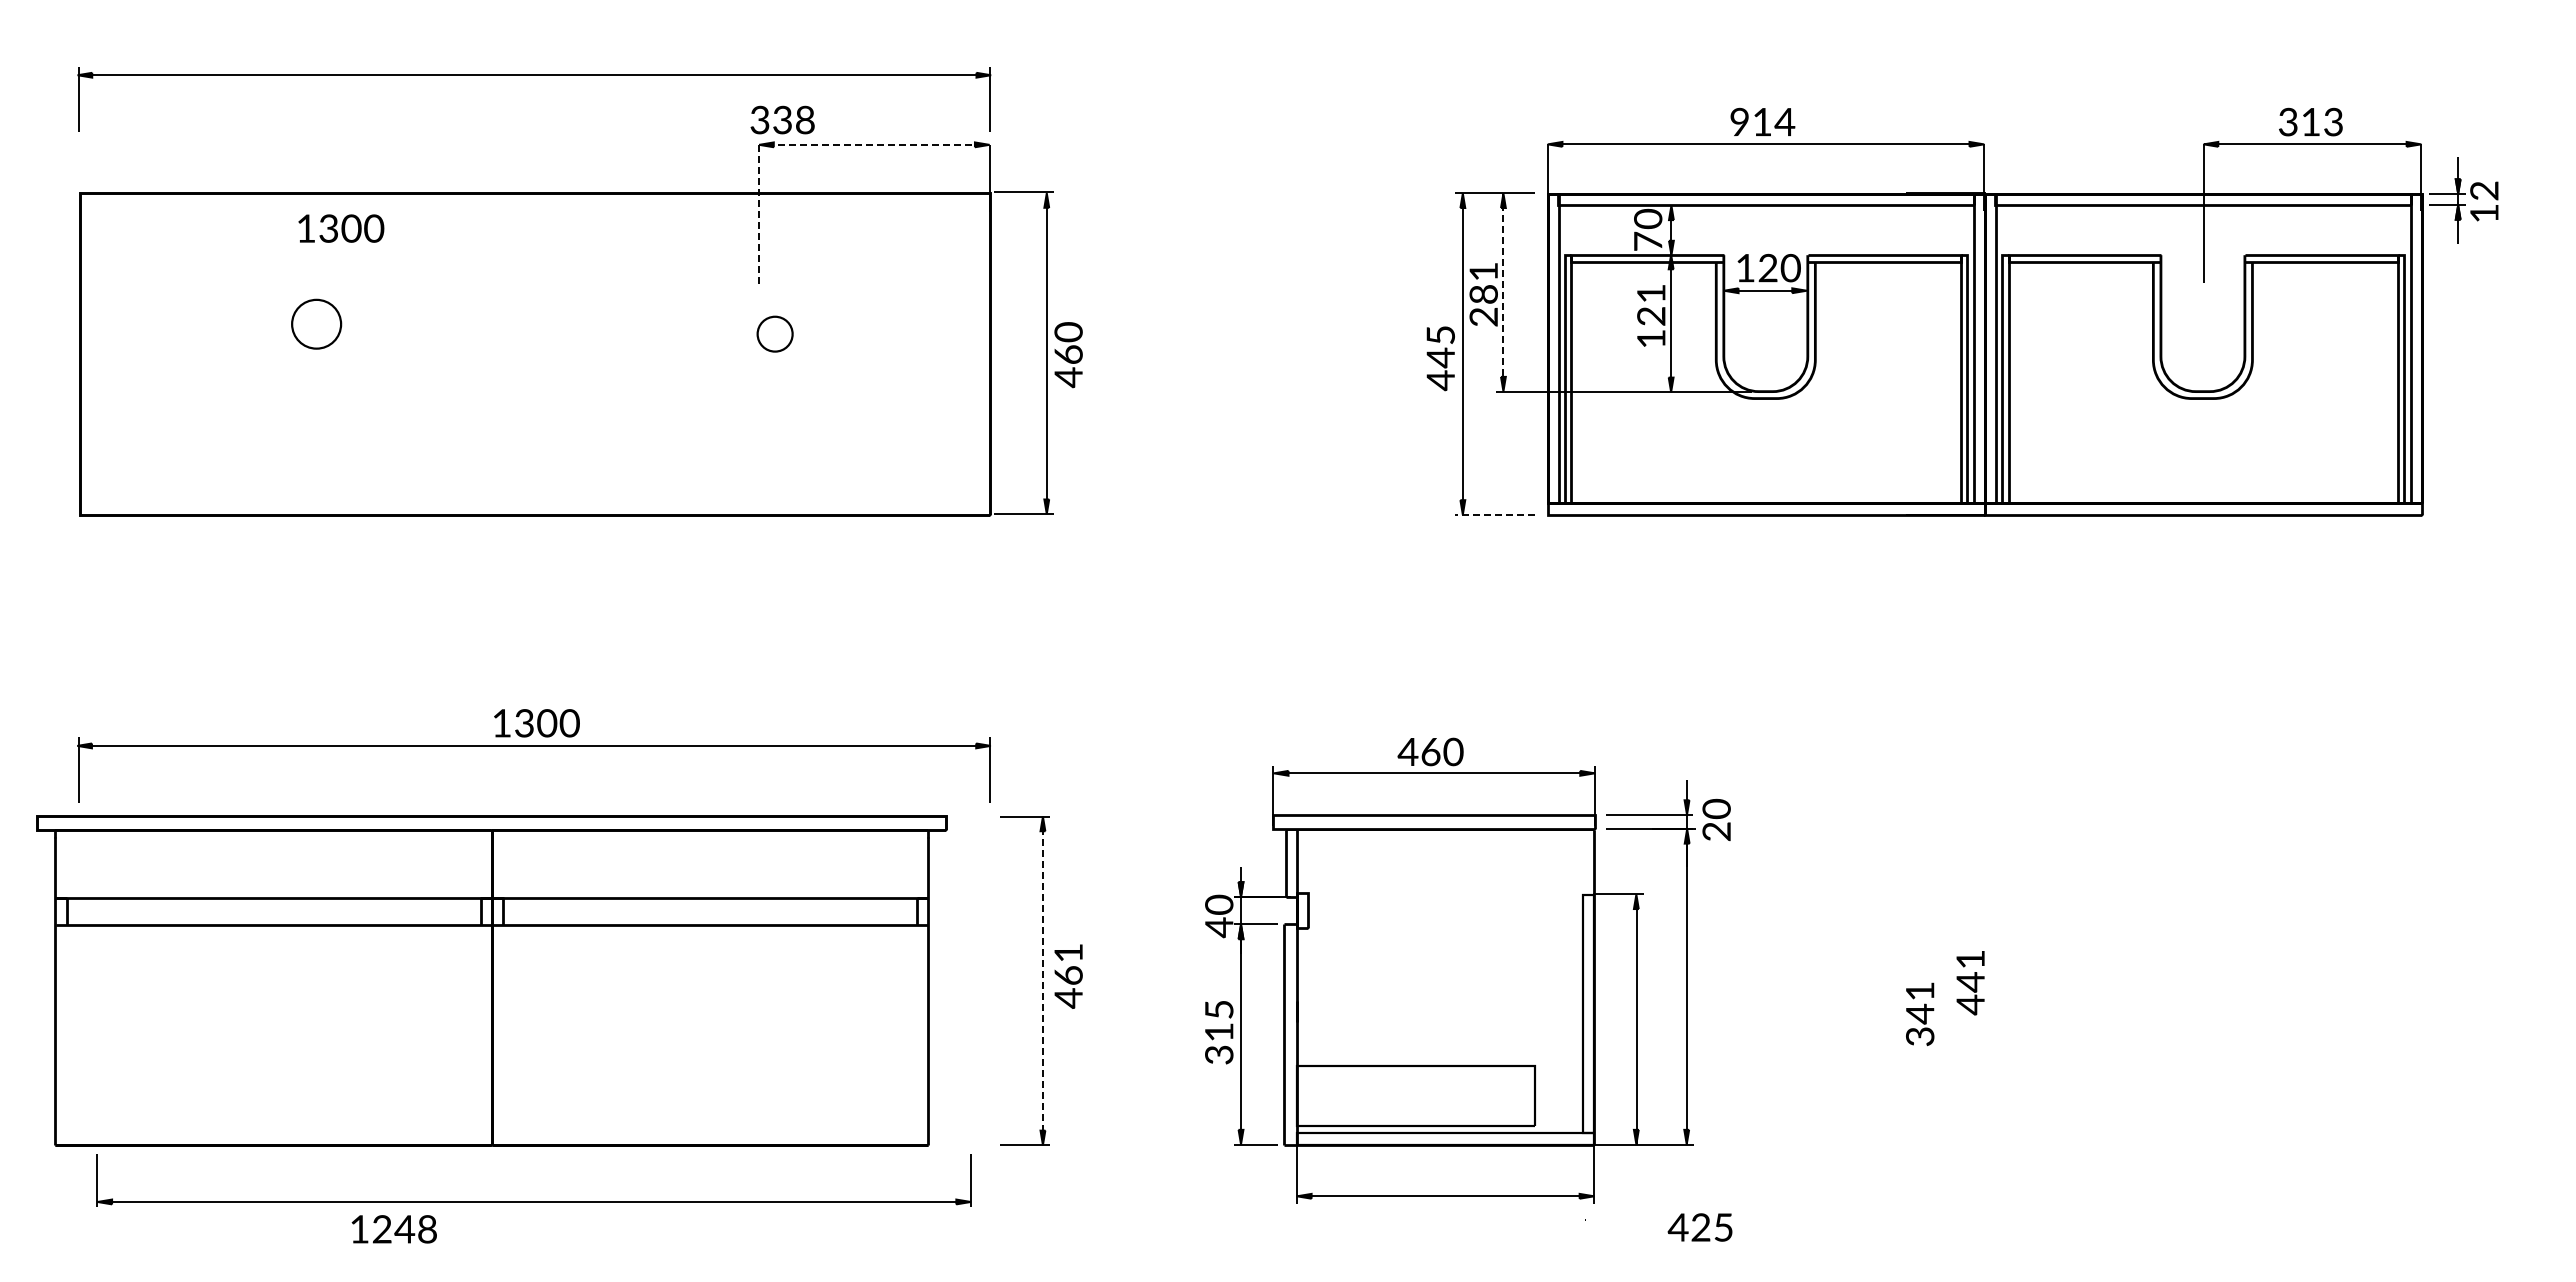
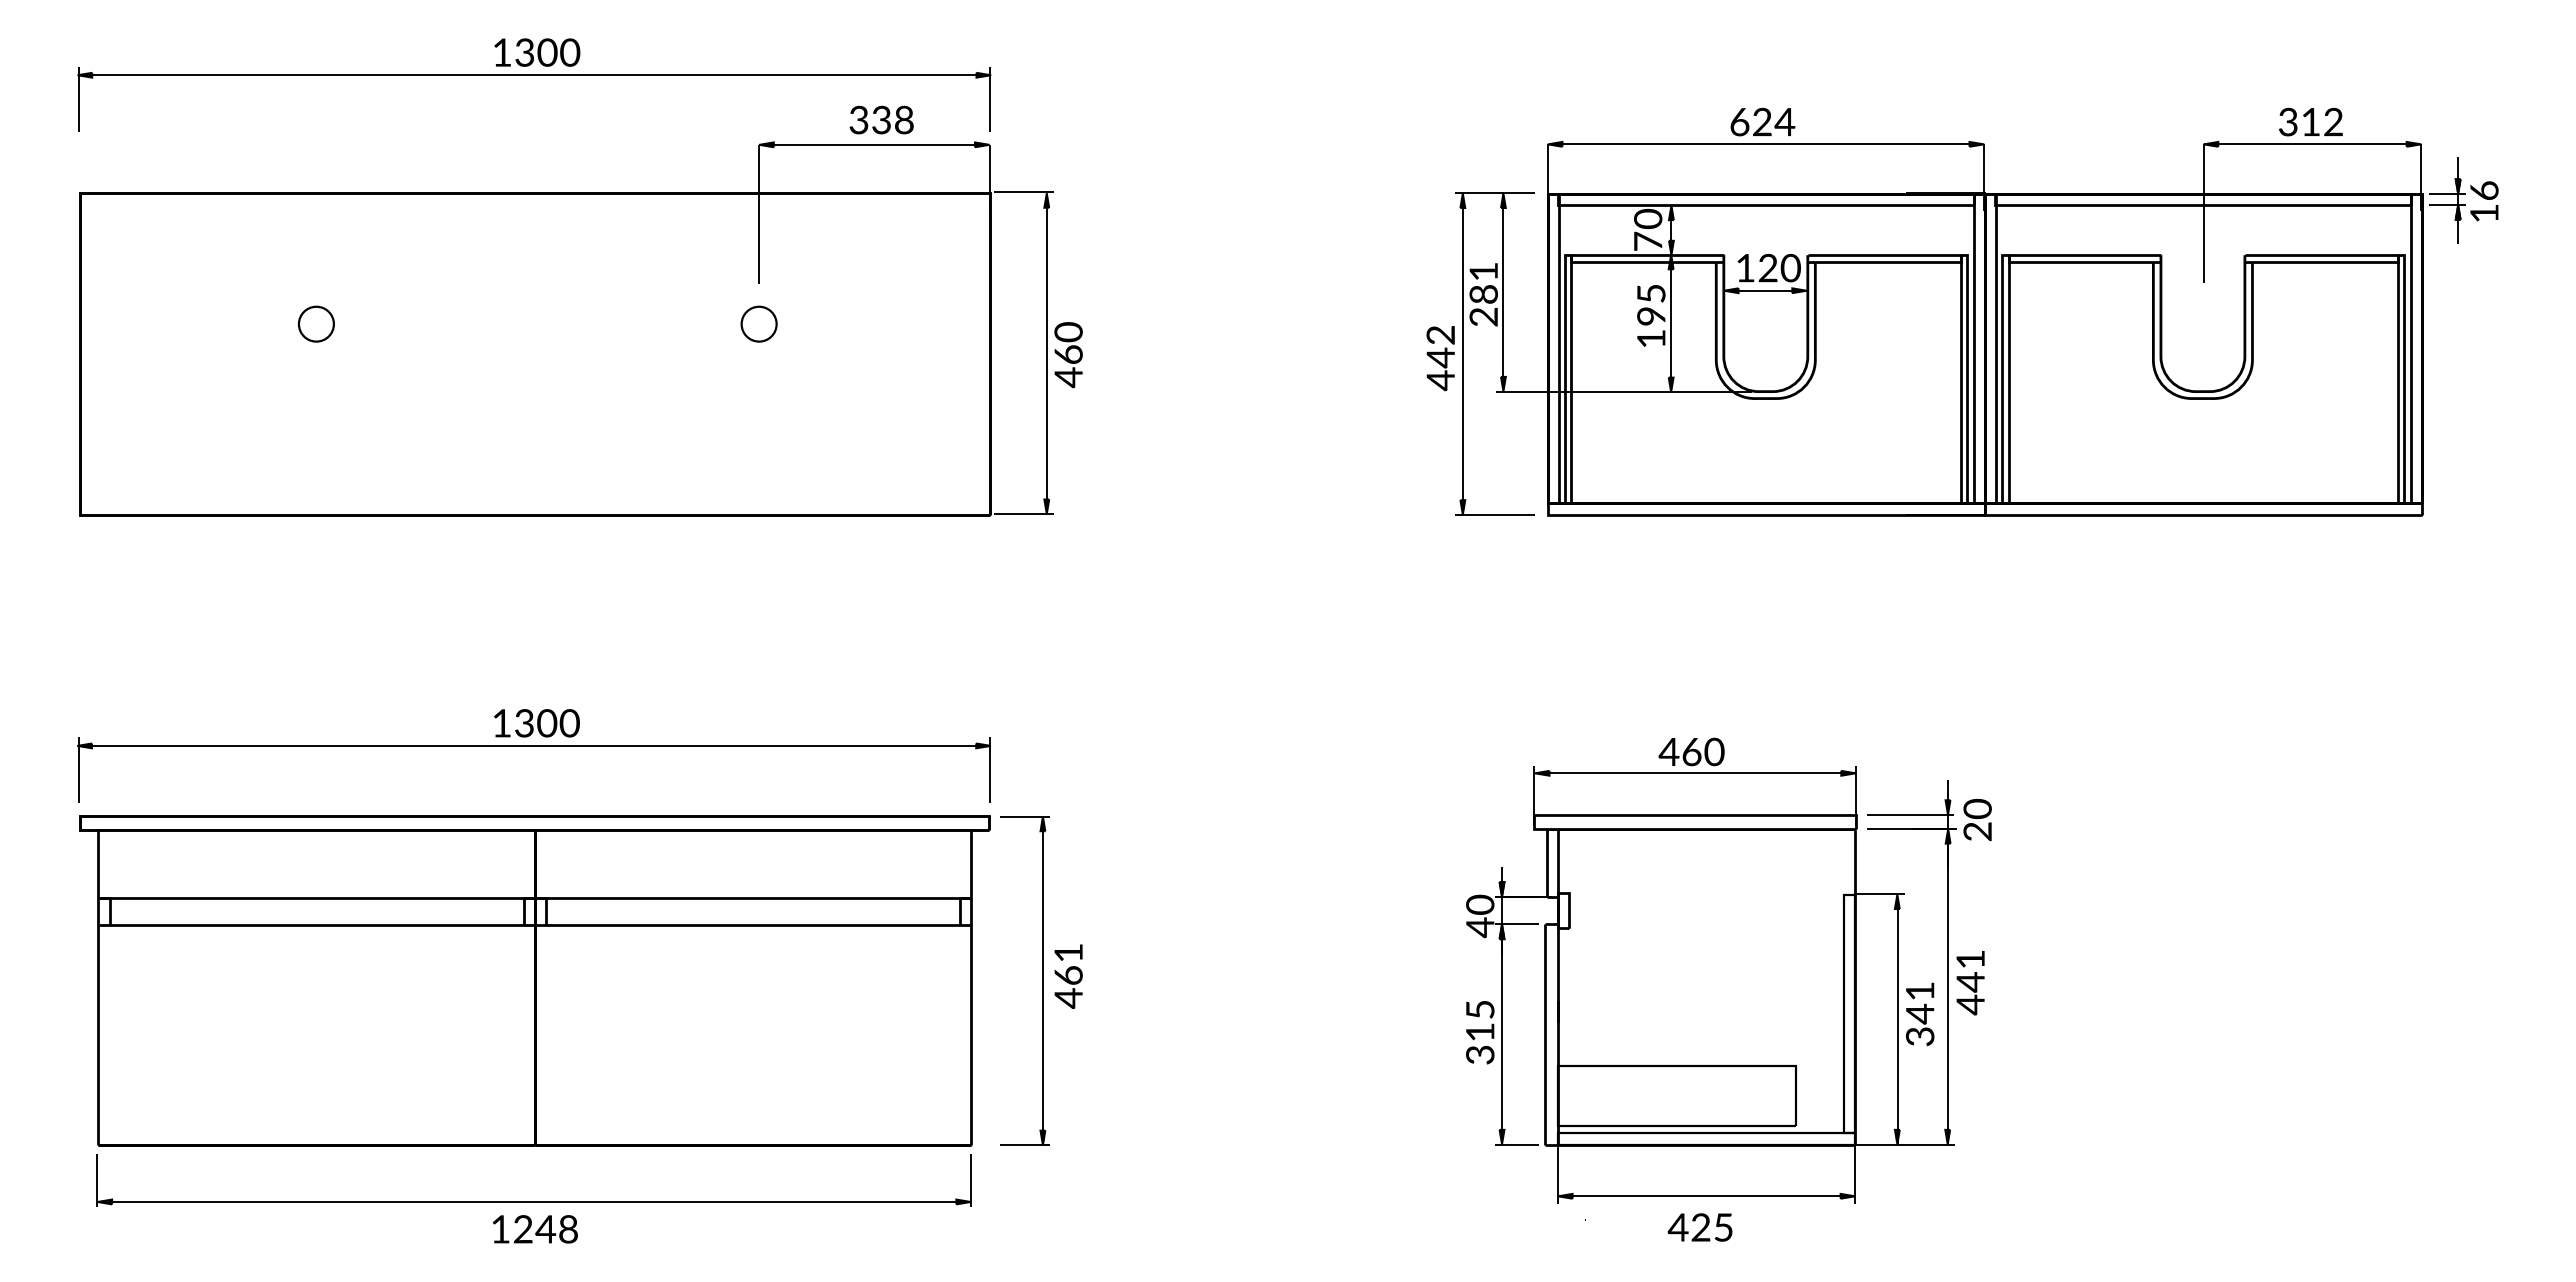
text position: (782, 119) -> (881, 119) (881, 119)
text: 914 -> 624 (1750, 121)
text: 313 -> 312 (2333, 122)
line: dashed -> solid (877, 144)
text: 12 -> 16 (2484, 190)
line: dashed -> solid (759, 214)
text position: (341, 228) -> (537, 52) (537, 52)
line: dashed -> solid (1503, 291)
text: 121 -> 195 (1651, 305)
part size: 52x52 px -> 38x38 px (315, 323)
part position: (774, 333) -> (758, 323) (758, 323)
text: 445 -> 442 (1440, 335)
line: dashed -> solid (1495, 514)
part position: (1467, 970) -> (1728, 970) (1728, 970)
line: dashed -> solid (1042, 973)
part position: (491, 980) -> (534, 980) (534, 980)
text position: (393, 1229) -> (534, 1229) (534, 1229)
